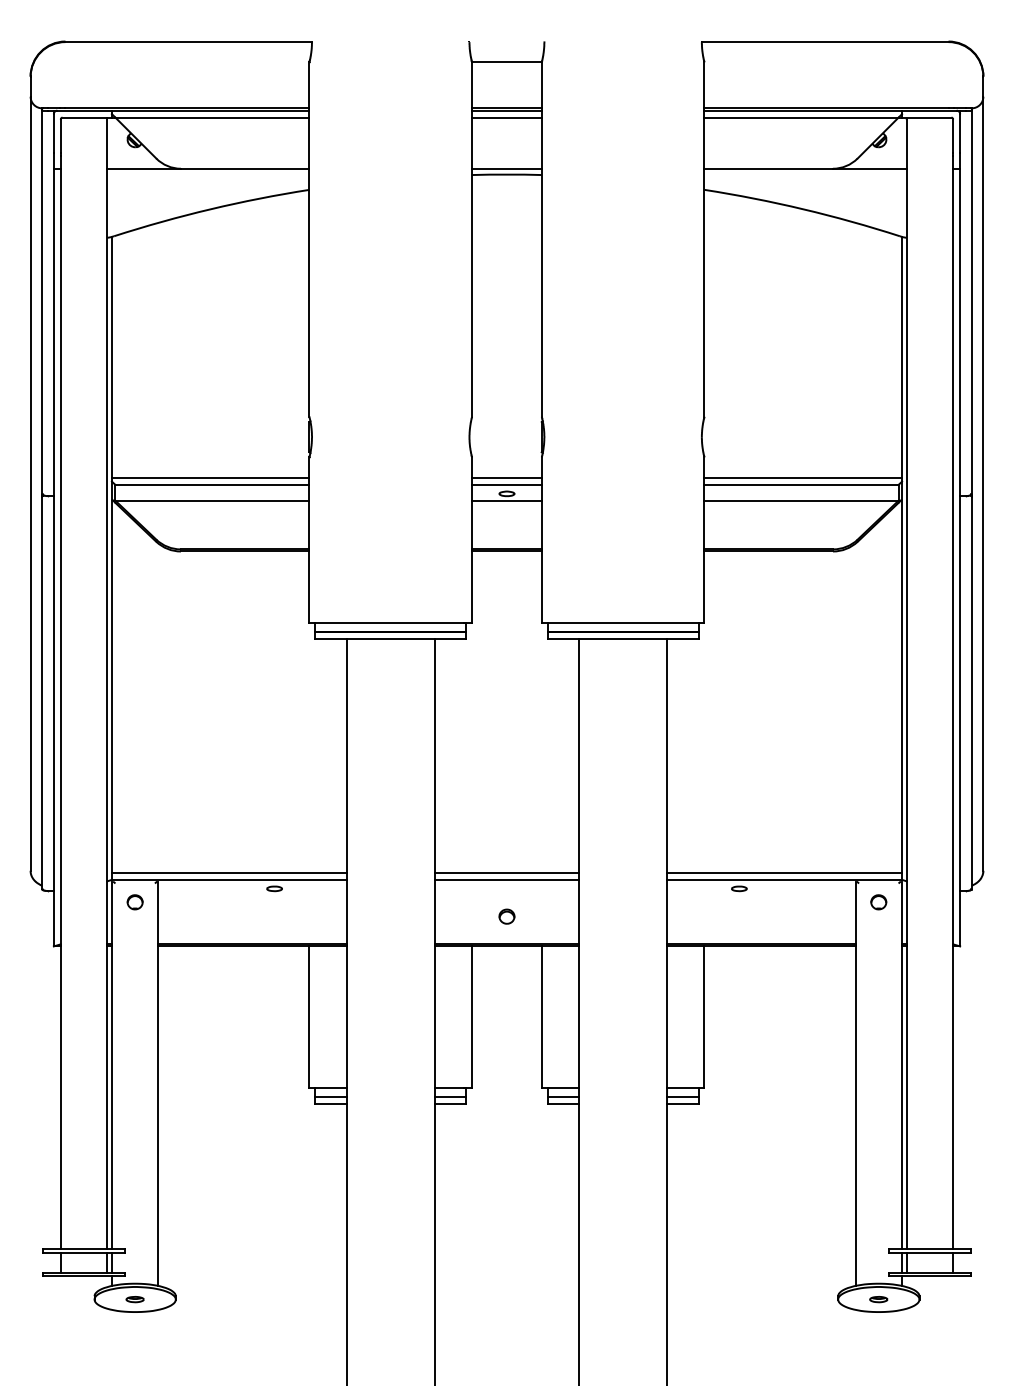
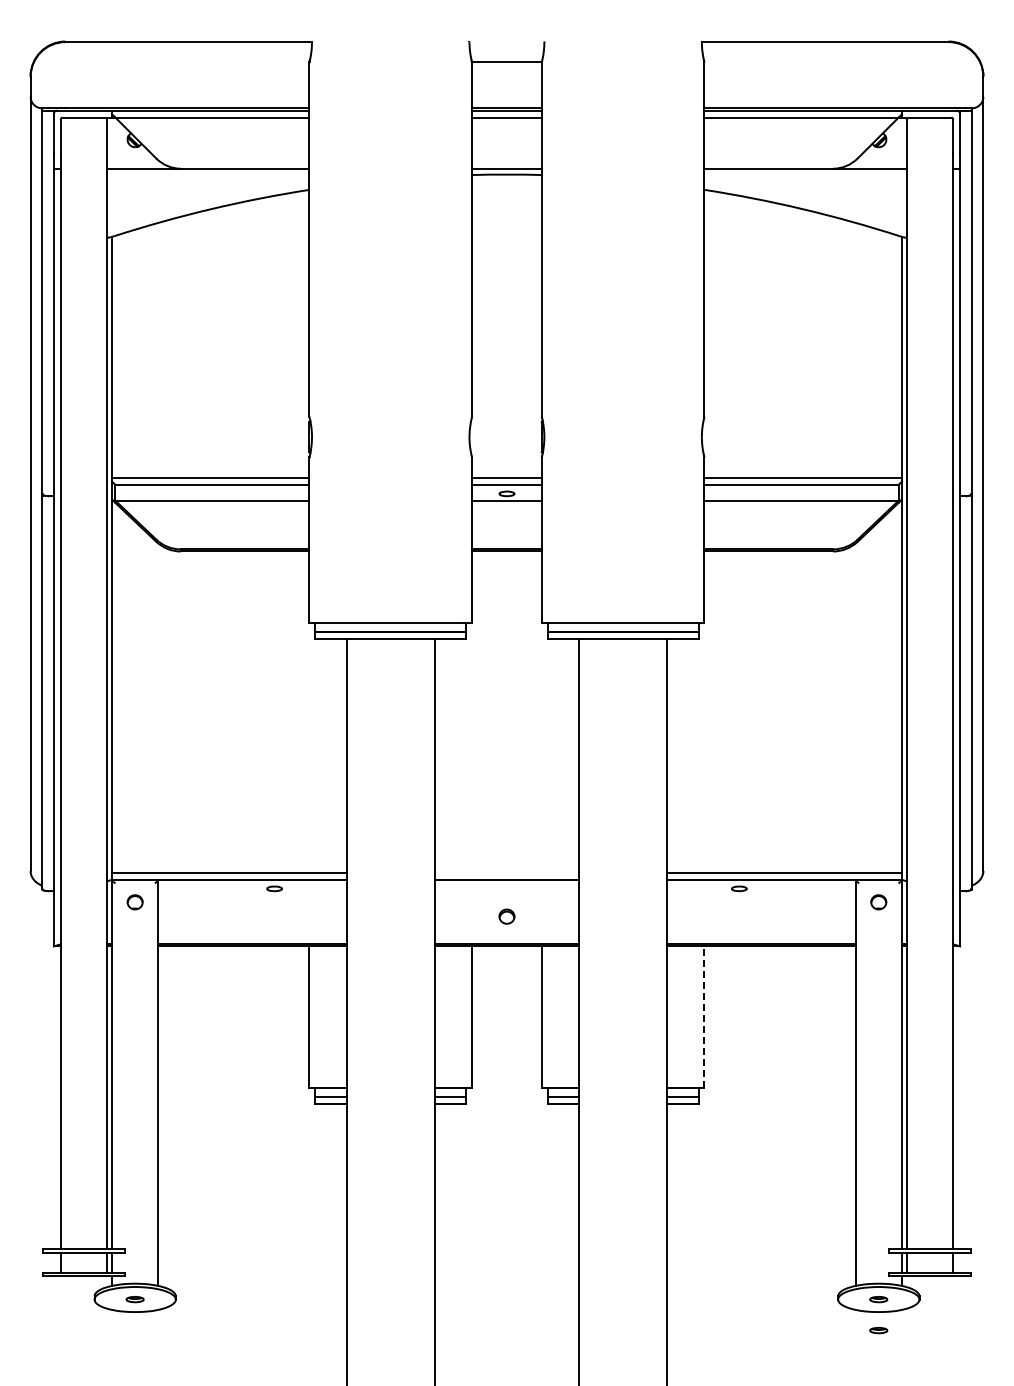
line: present -> none (506, 873)
line: solid -> dashed (704, 1017)
part: none -> present (878, 1330)
